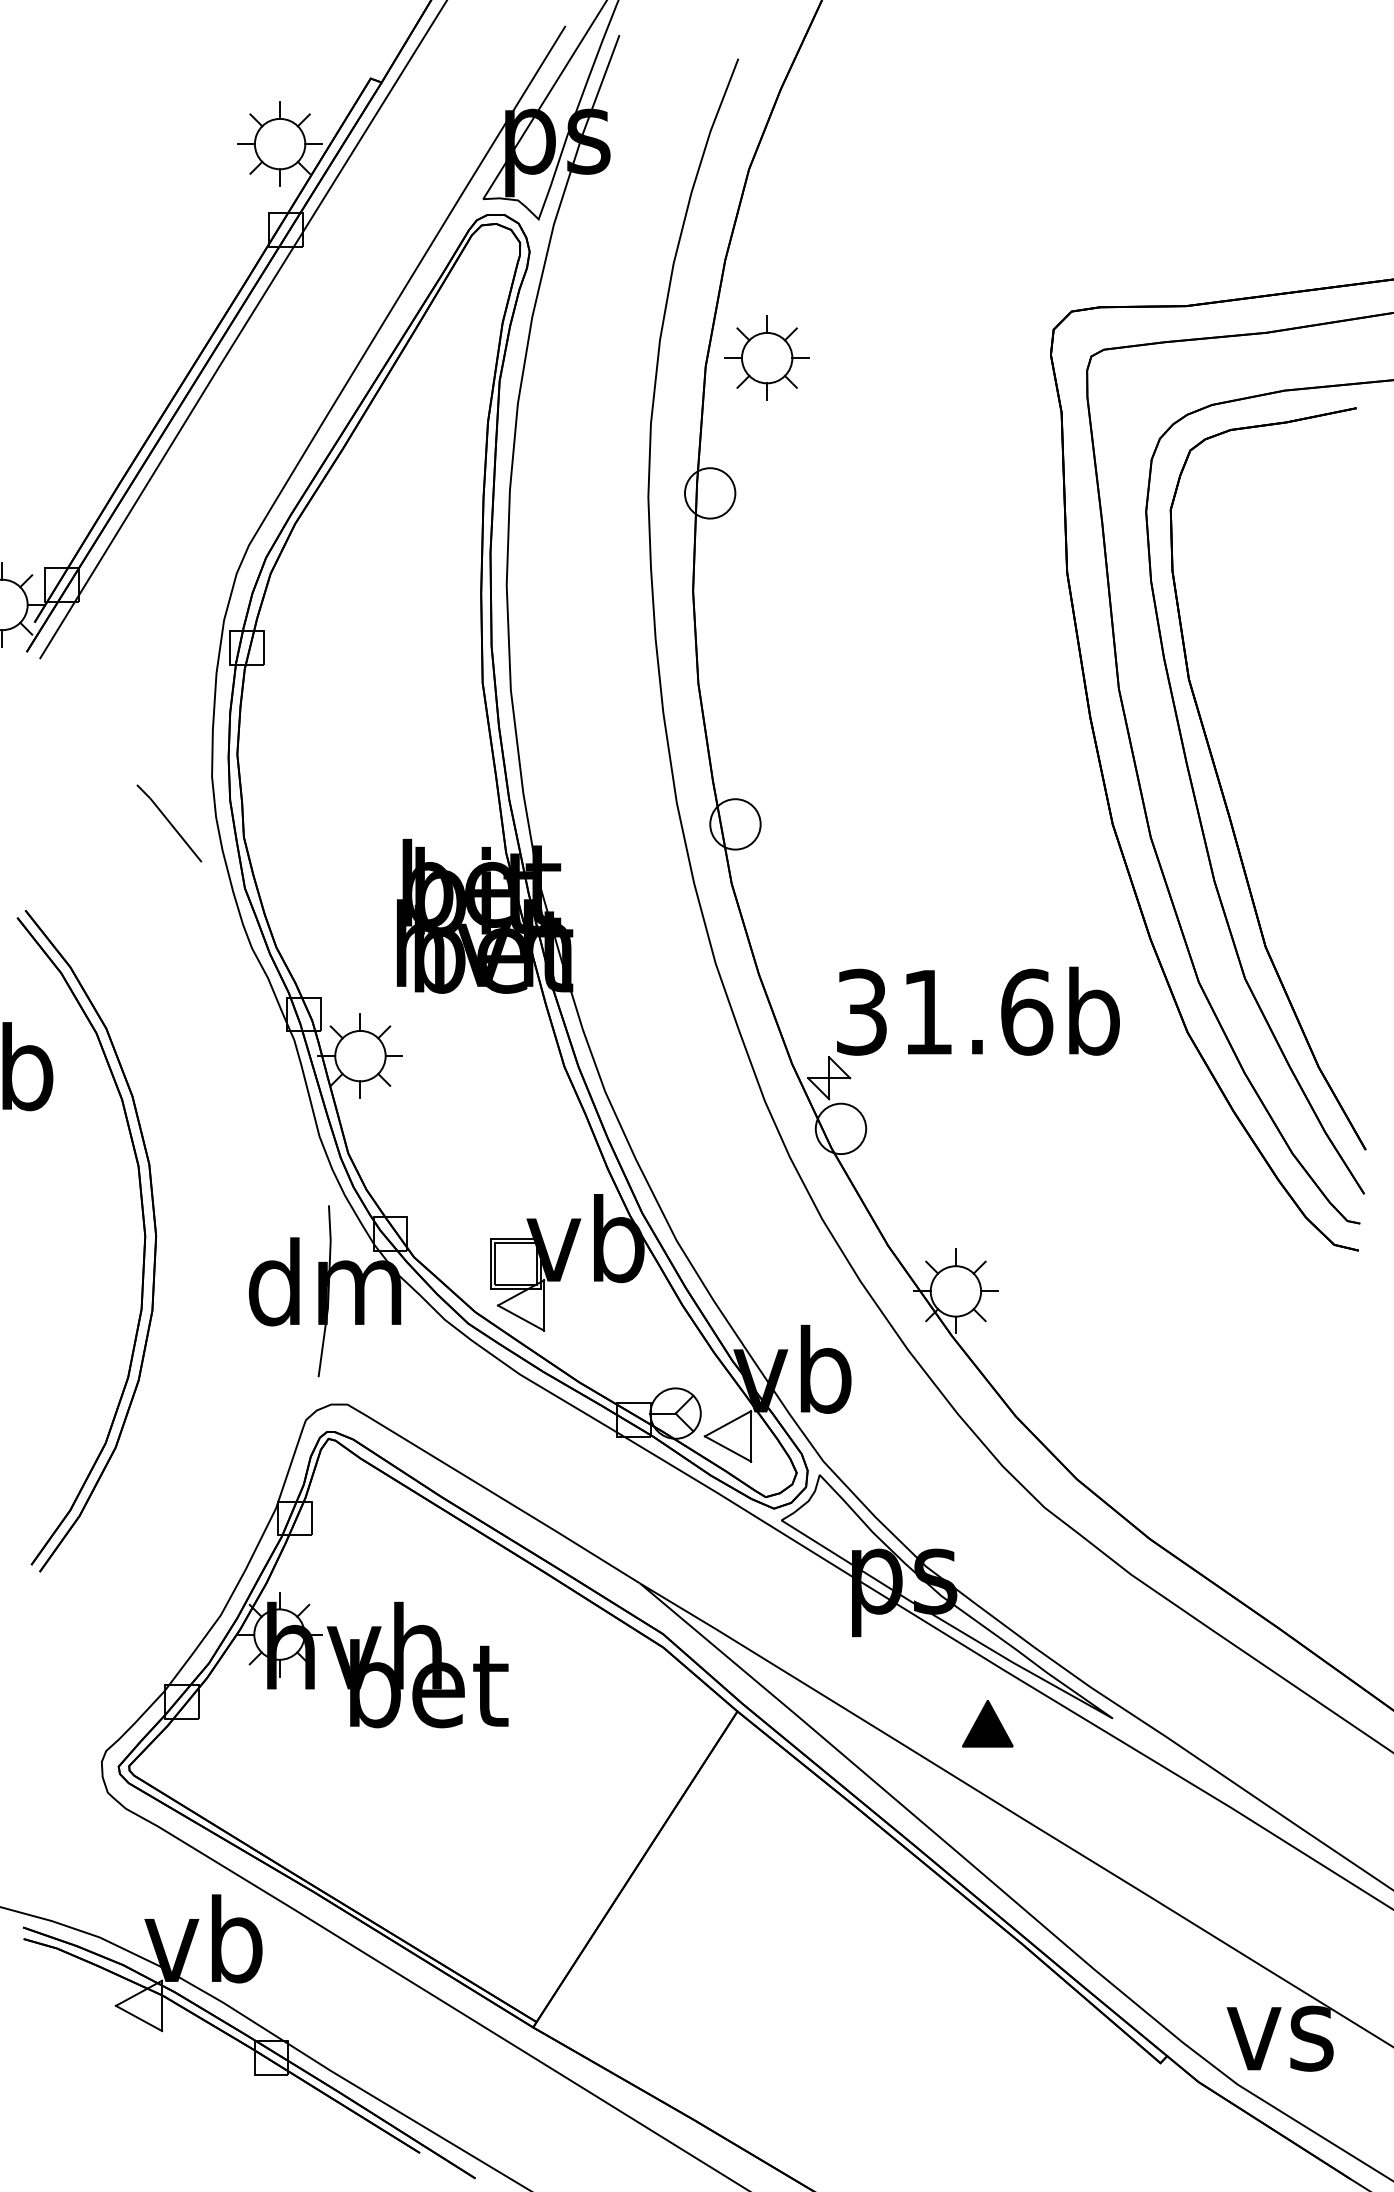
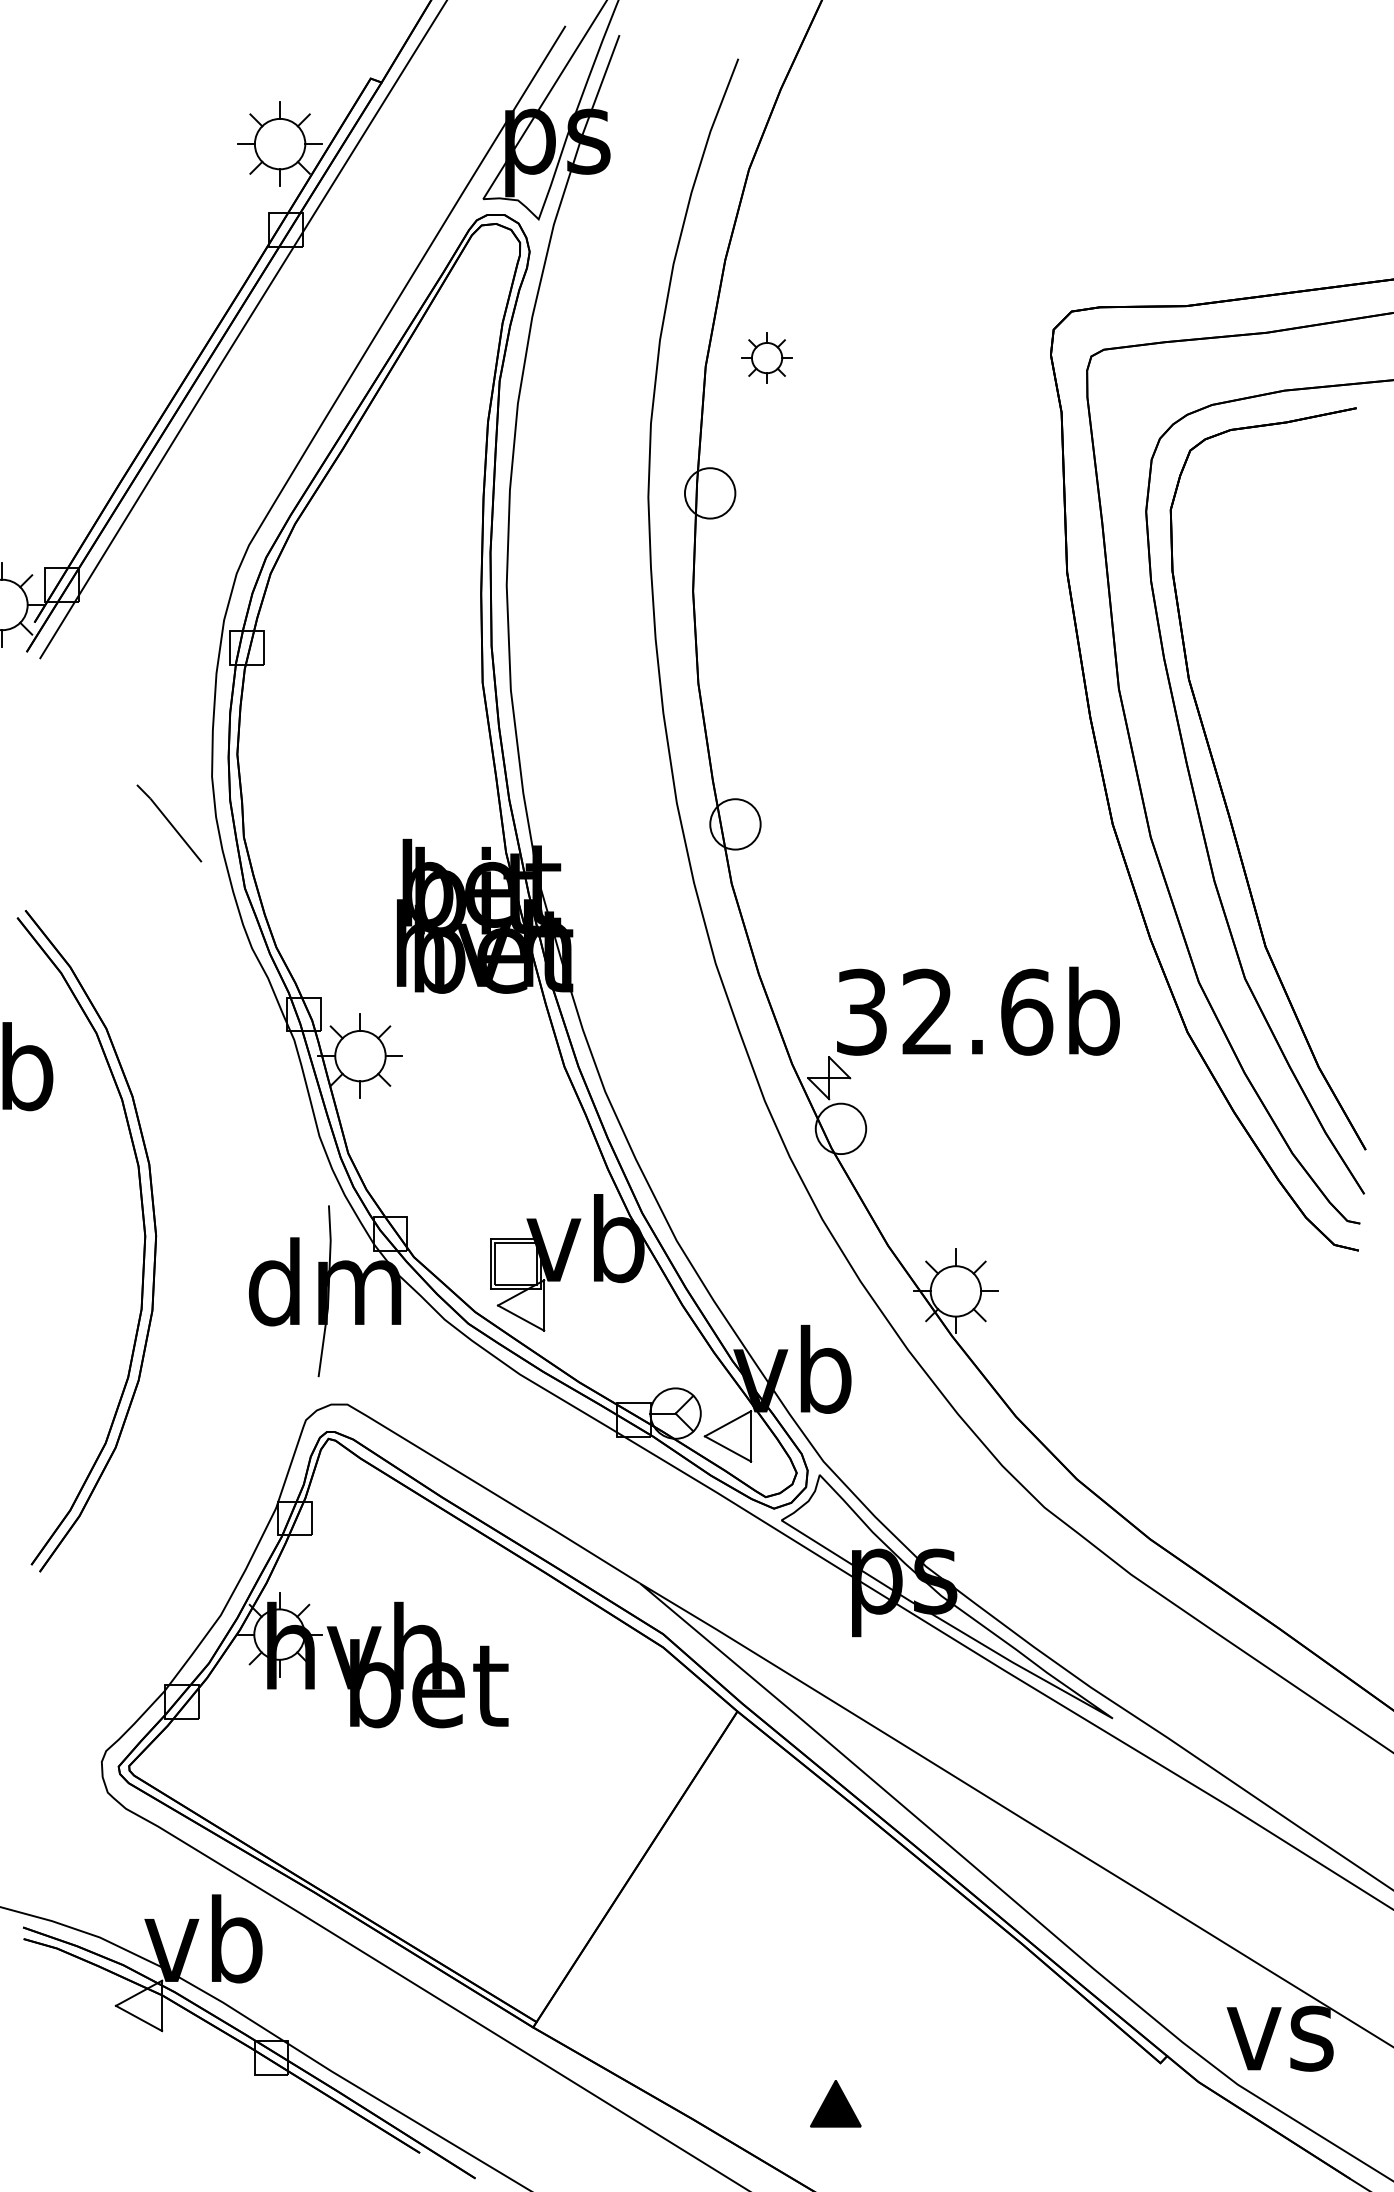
part size: 86x86 px -> 52x52 px (766, 357)
text: 31.6b -> 32.6b (926, 1011)
part position: (987, 1723) -> (835, 2103) (835, 2103)
